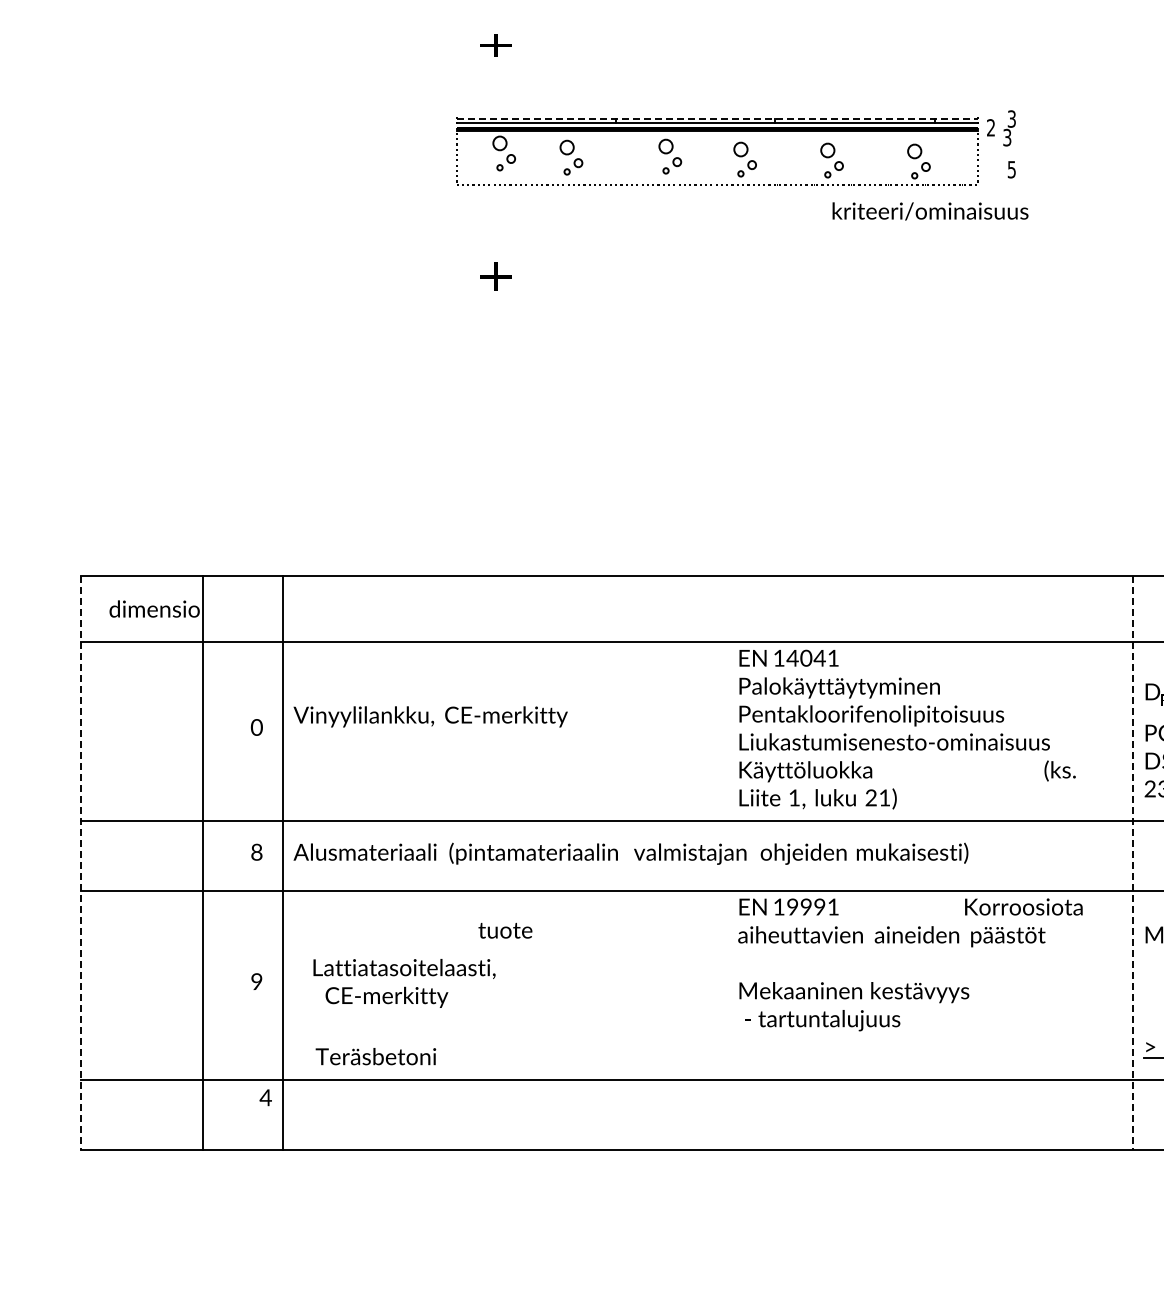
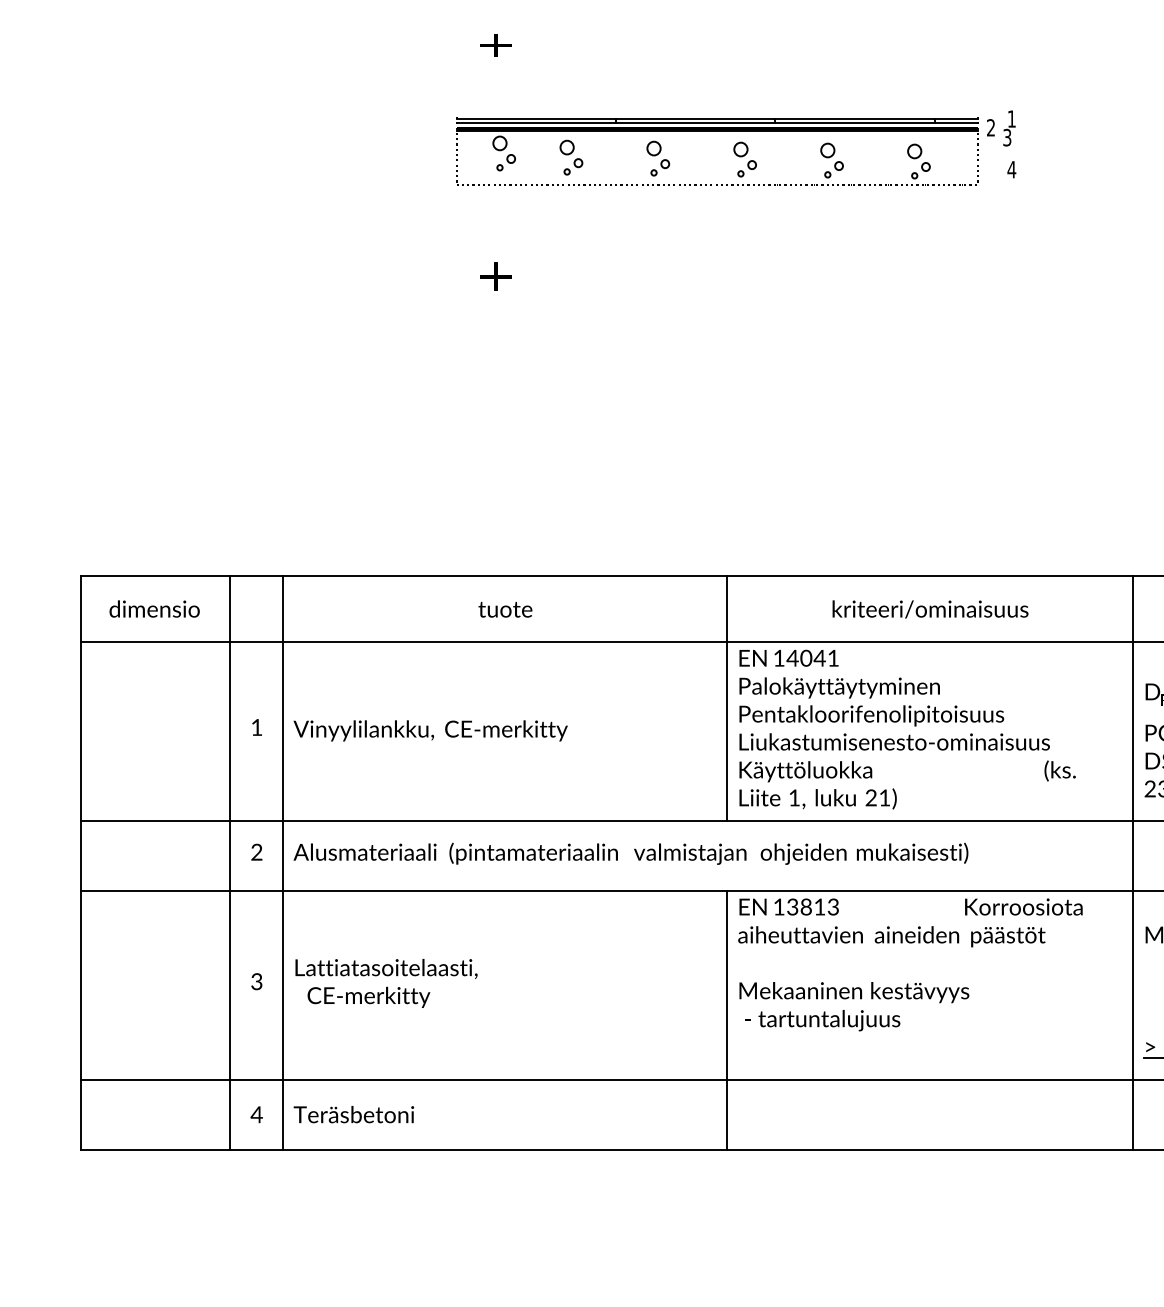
line: dashed -> solid (717, 118)
text: 3 -> 1 (1011, 118)
part position: (670, 156) -> (658, 158) (658, 158)
text: 5 -> 4 (1011, 169)
text position: (930, 211) -> (930, 609) (930, 609)
line: none -> present (727, 697)
text position: (430, 716) -> (430, 730) (430, 730)
text: 0 -> 1 (256, 727)
text: 8 -> 2 (256, 852)
line position: (203, 862) -> (230, 862) (230, 862)
line: dashed -> solid (80, 863)
line: dashed -> solid (1133, 863)
text: 19991 -> 13813 (812, 906)
text position: (505, 930) -> (505, 609) (505, 609)
text: 9 -> 3 (256, 981)
text position: (404, 983) -> (386, 983) (386, 983)
line: none -> present (727, 1020)
text position: (375, 1056) -> (353, 1114) (353, 1114)
text position: (265, 1097) -> (256, 1114) (256, 1114)
